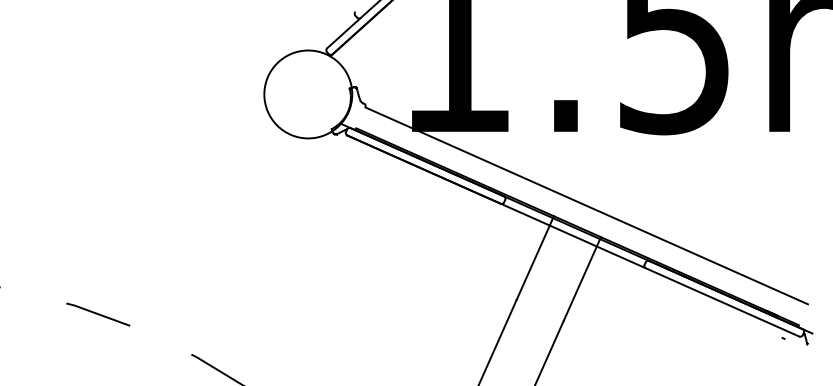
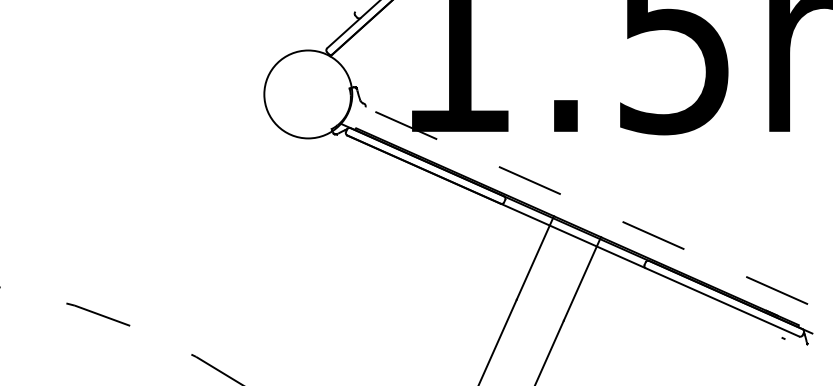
line: solid -> dashed (586, 205)
